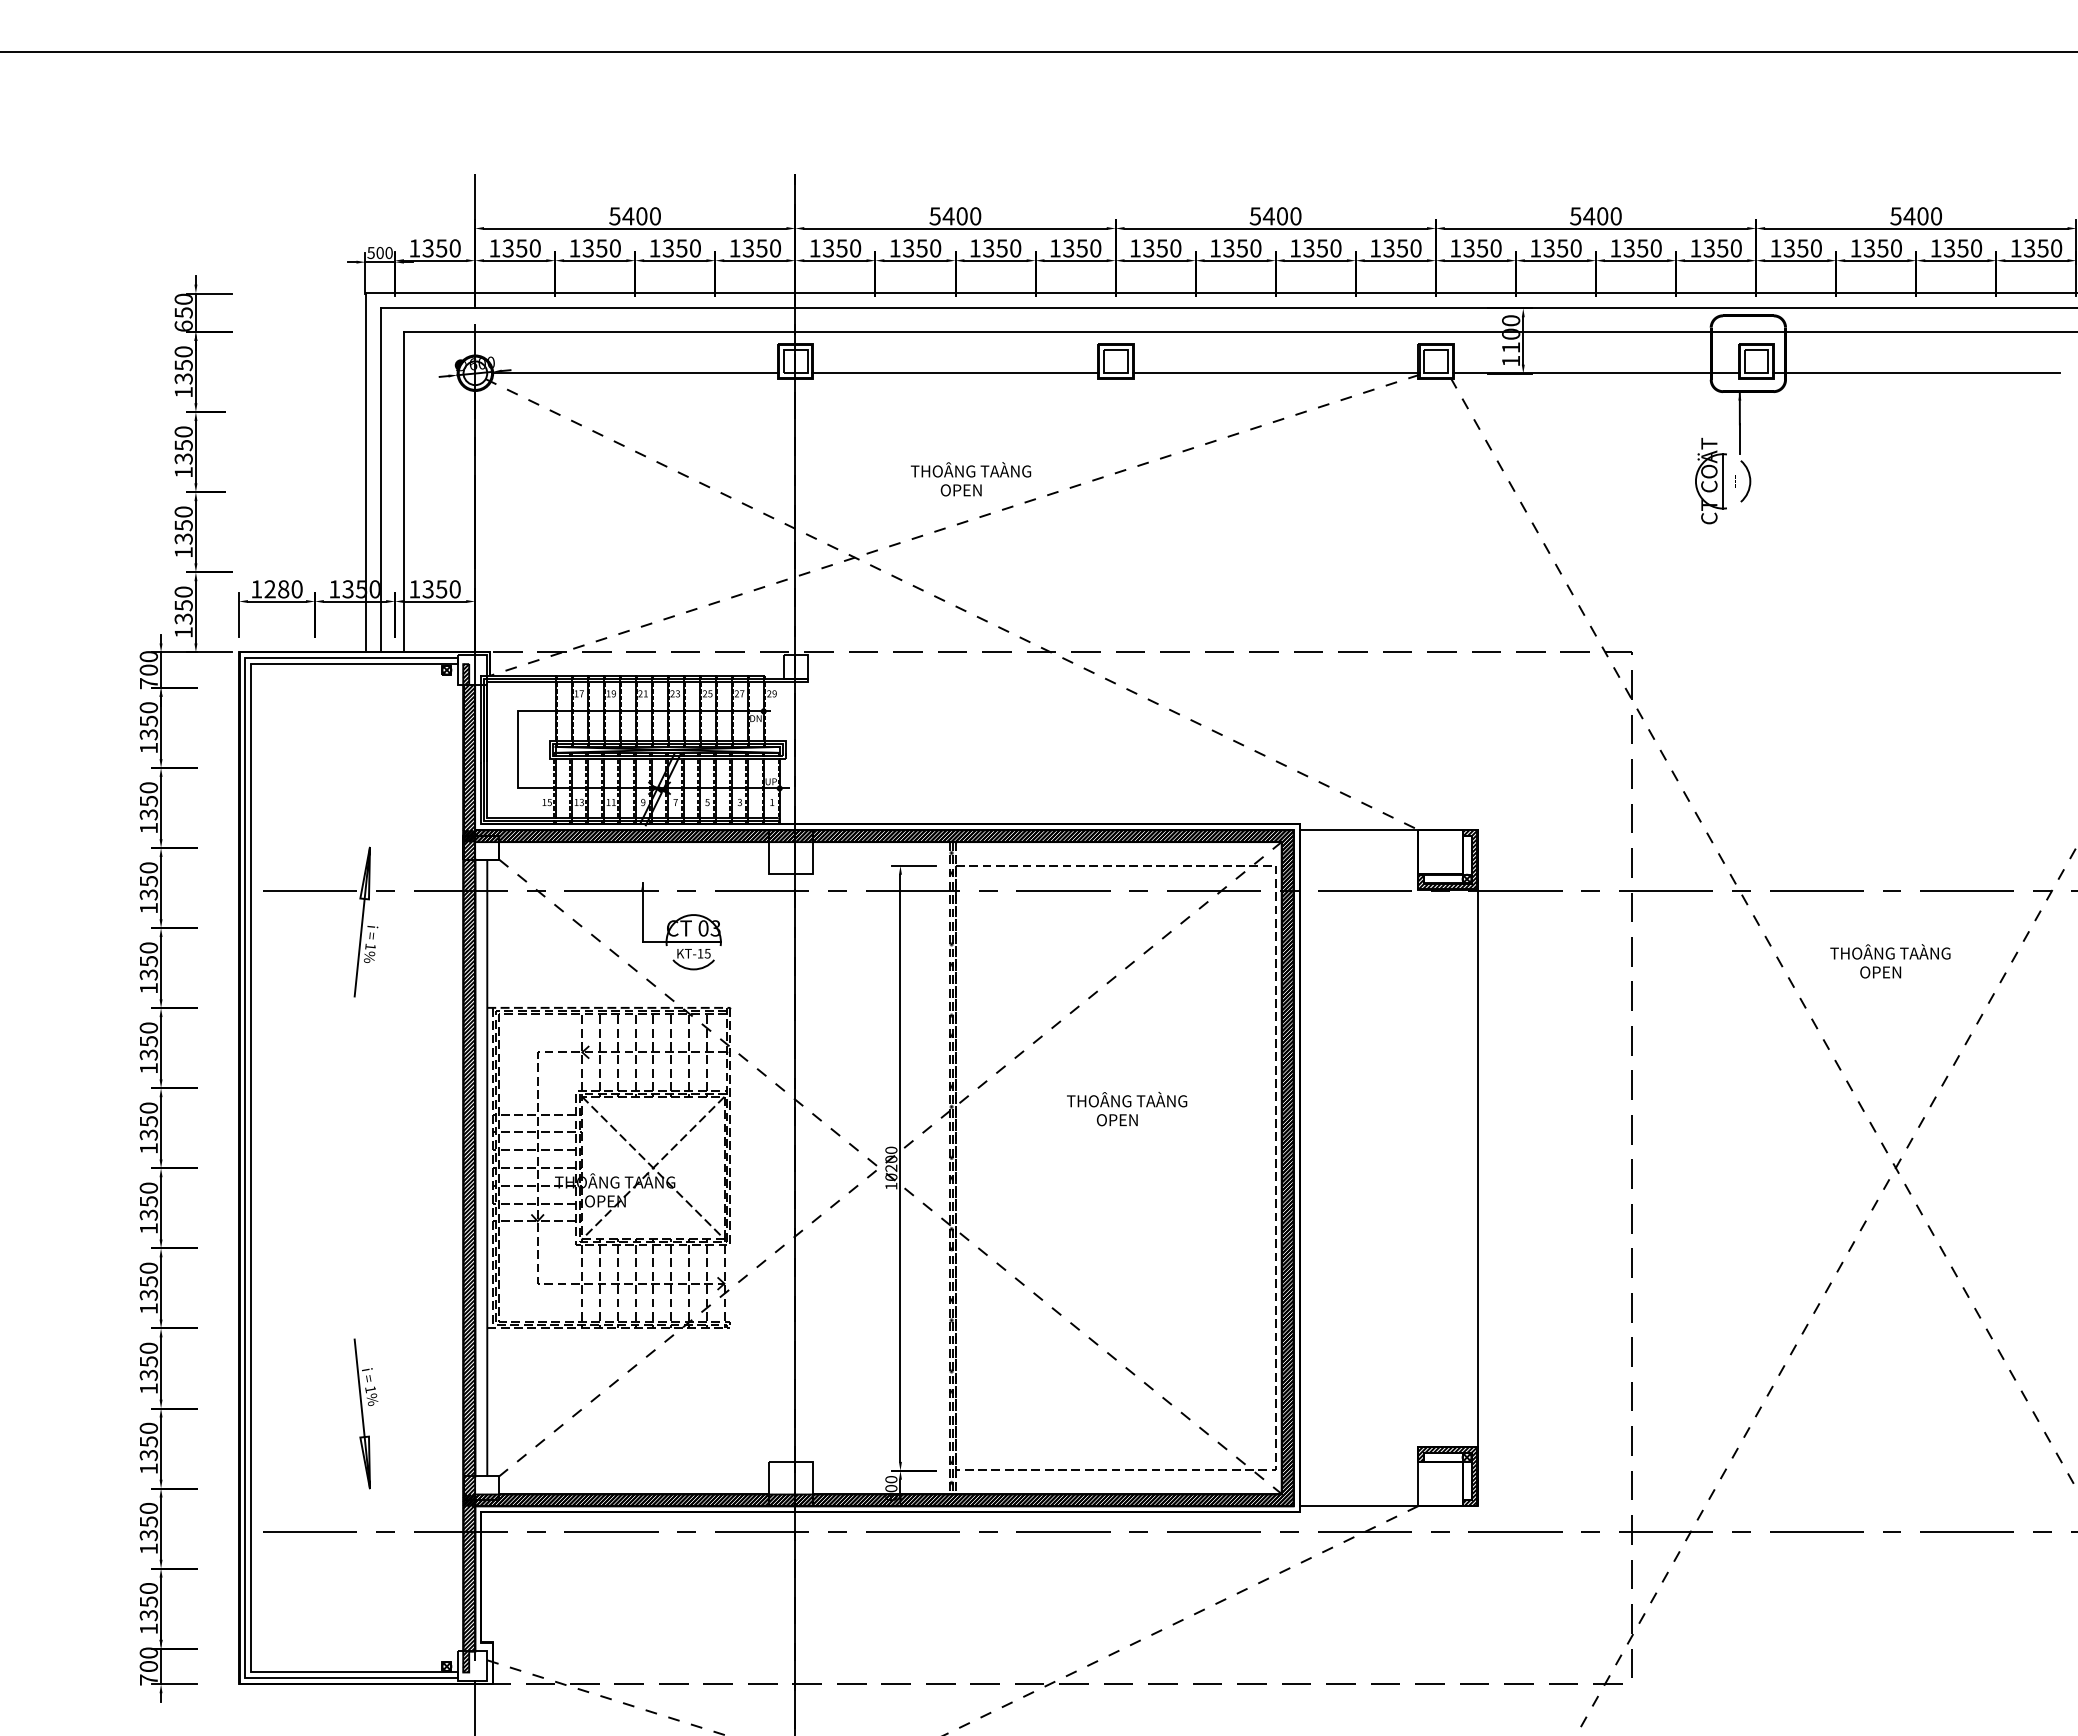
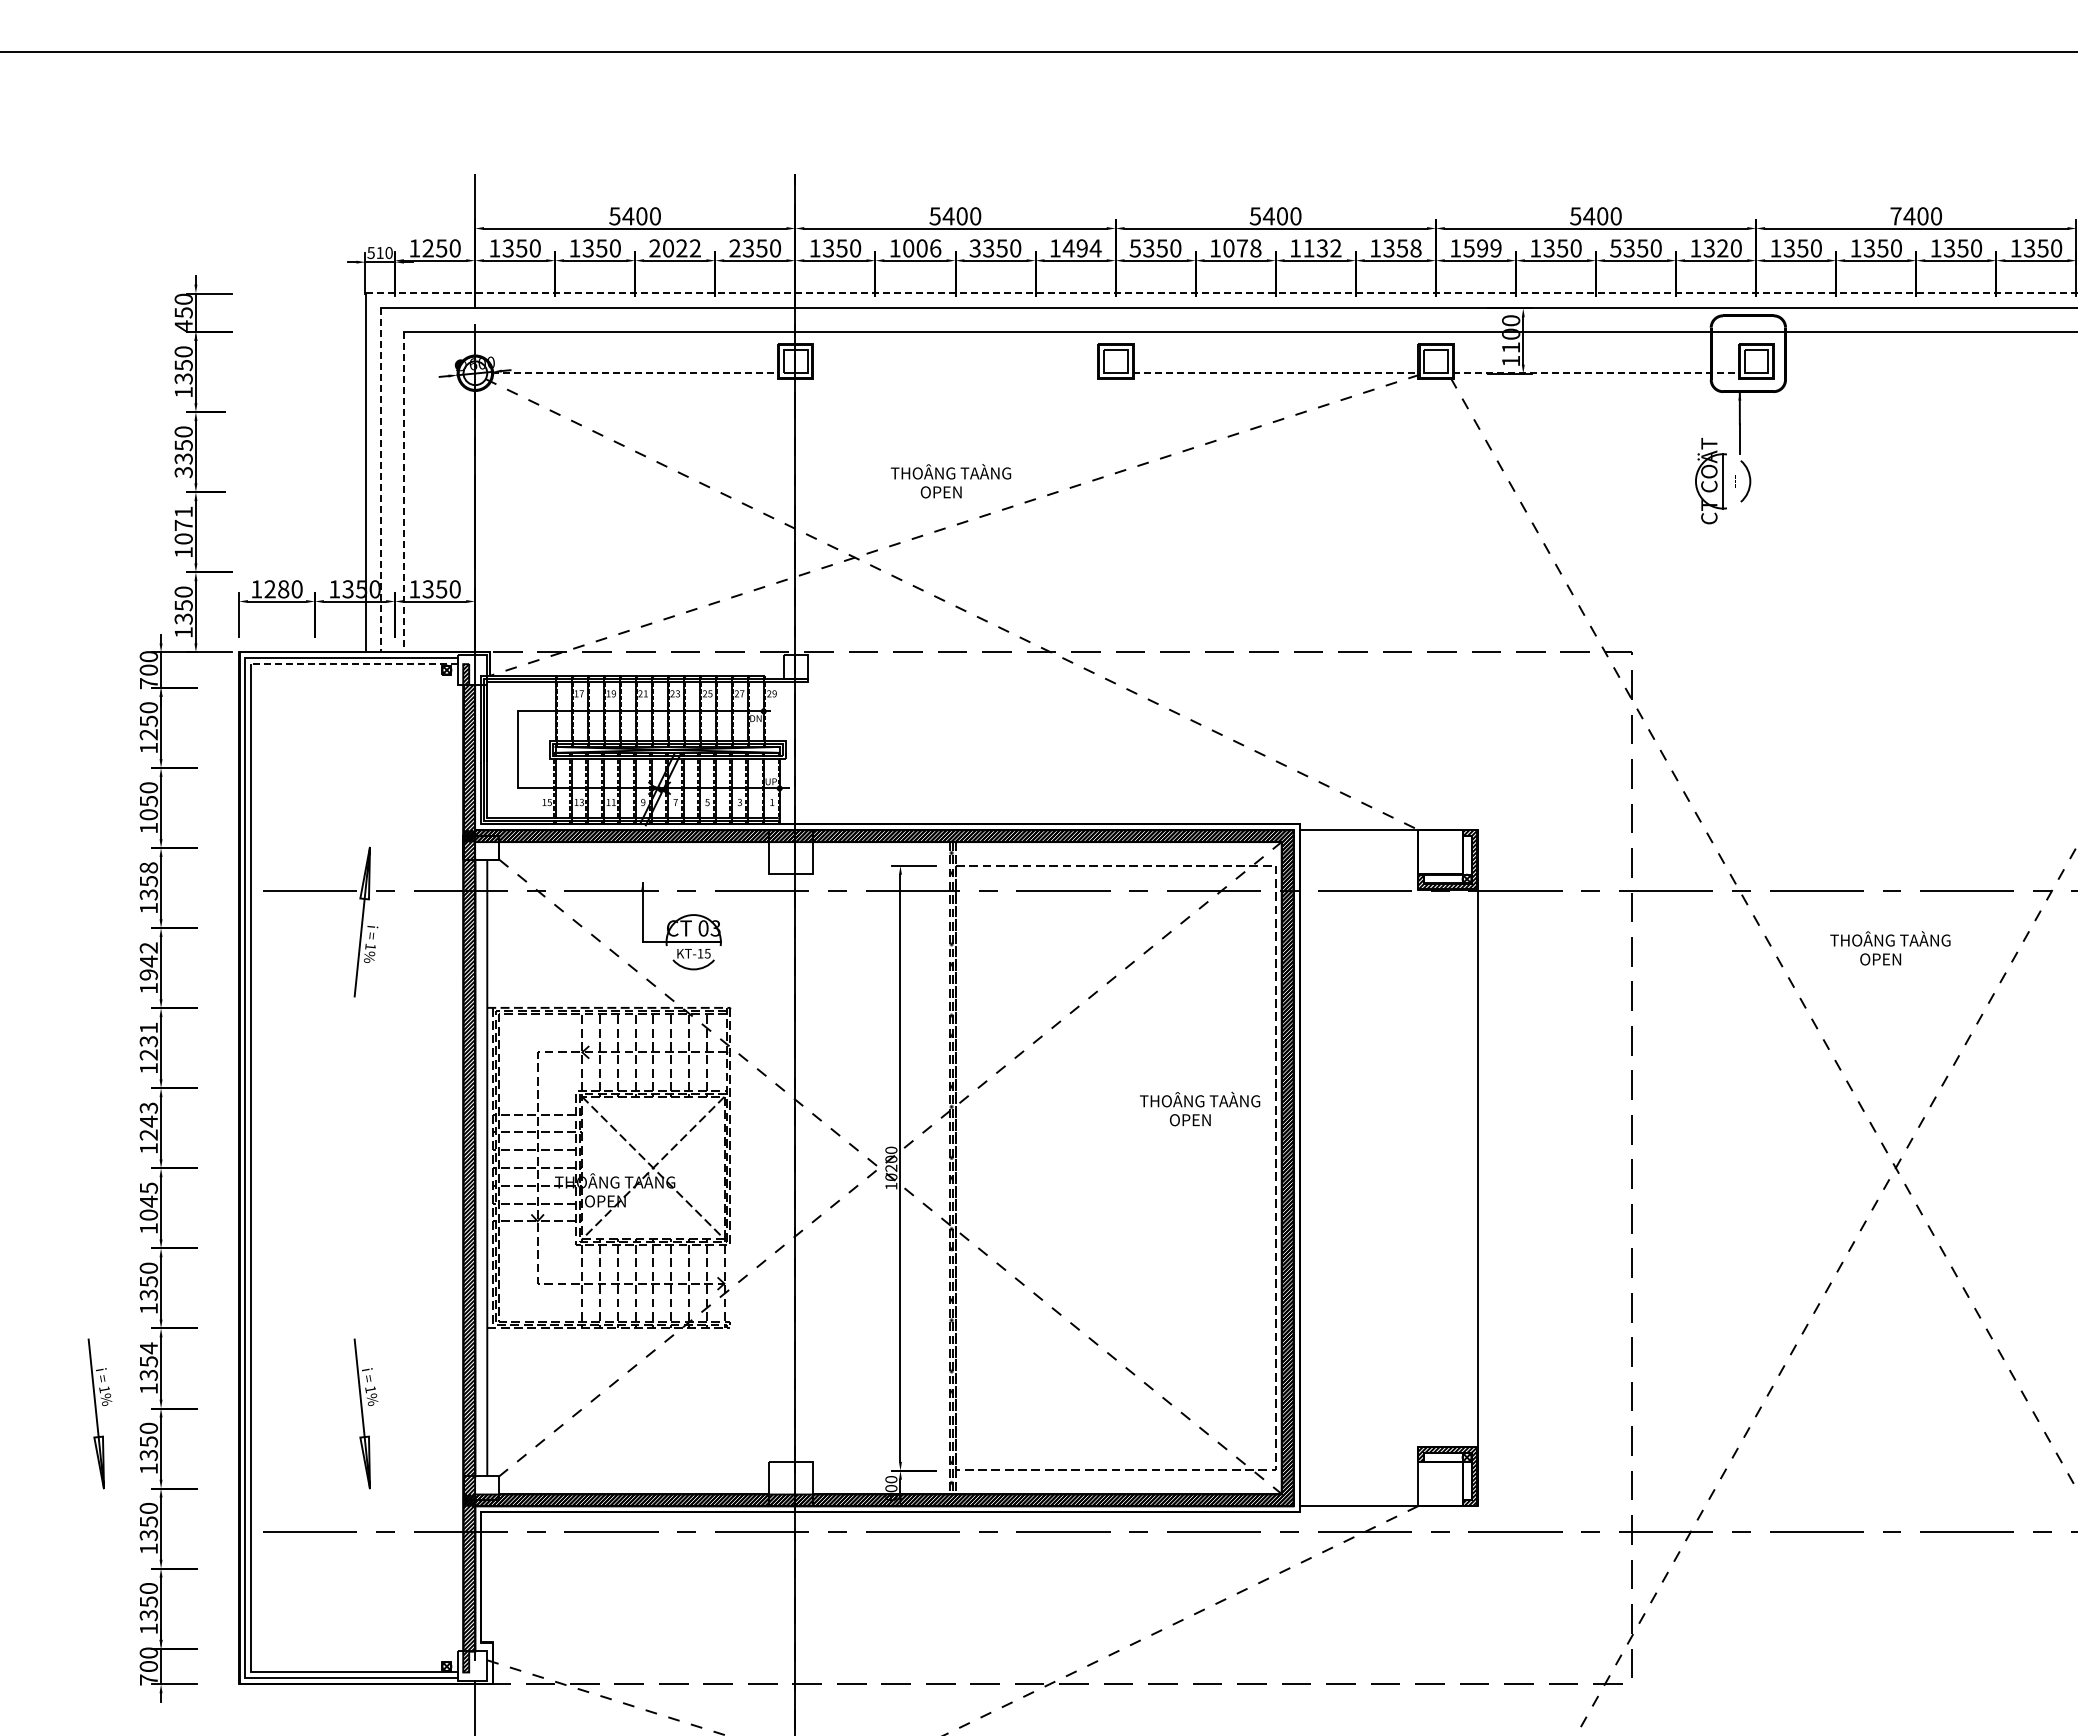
text: 5400 -> 7400 (1895, 216)
text: 1350 -> 1250 (427, 248)
text: 1350 -> 2022 (674, 248)
text: 1350 -> 2350 (734, 248)
text: 1350 -> 1006 (922, 248)
text: 1350 -> 3350 (974, 248)
text: 1350 -> 1494 (1081, 248)
text: 1350 -> 5350 (1134, 248)
text: 1350 -> 1078 (1242, 248)
text: 1350 -> 1132 (1322, 248)
text: 1350 -> 1358 (1415, 248)
text: 1350 -> 1599 (1482, 248)
text: 1350 -> 5350 (1615, 248)
text: 1350 -> 1320 (1722, 248)
text: 500 -> 510 (379, 252)
line: solid -> dashed (1221, 293)
text: 650 -> 450 (183, 325)
line: solid -> dashed (635, 373)
line: present -> none (955, 373)
line: solid -> dashed (1276, 373)
line: solid -> dashed (1596, 373)
line: present -> none (1916, 373)
text: 1350 -> 3350 (183, 472)
text position: (970, 479) -> (950, 481) (950, 481)
line: solid -> dashed (380, 480)
line: solid -> dashed (404, 492)
text: 1350 -> 1071 (183, 525)
line: solid -> dashed (353, 663)
text: 1350 -> 1250 (149, 734)
text: 1350 -> 1050 (148, 814)
text: 1350 -> 1358 (148, 867)
text: 1350 -> 1942 (148, 961)
text position: (1890, 961) -> (1890, 948) (1890, 948)
text: 1350 -> 1231 (148, 1041)
text position: (1127, 1108) -> (1200, 1108) (1200, 1108)
text: 1350 -> 1243 (148, 1121)
text: 1350 -> 1045 (148, 1201)
text: 1350 -> 1354 (148, 1348)
part: none -> present (99, 1413)
